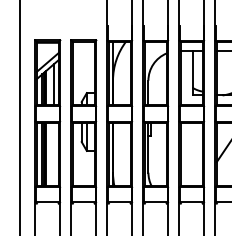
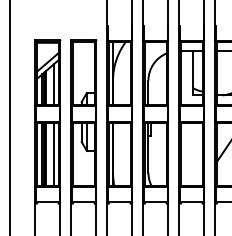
line position: (19, 117) -> (9, 117) (9, 117)
line: none -> present (54, 153)
